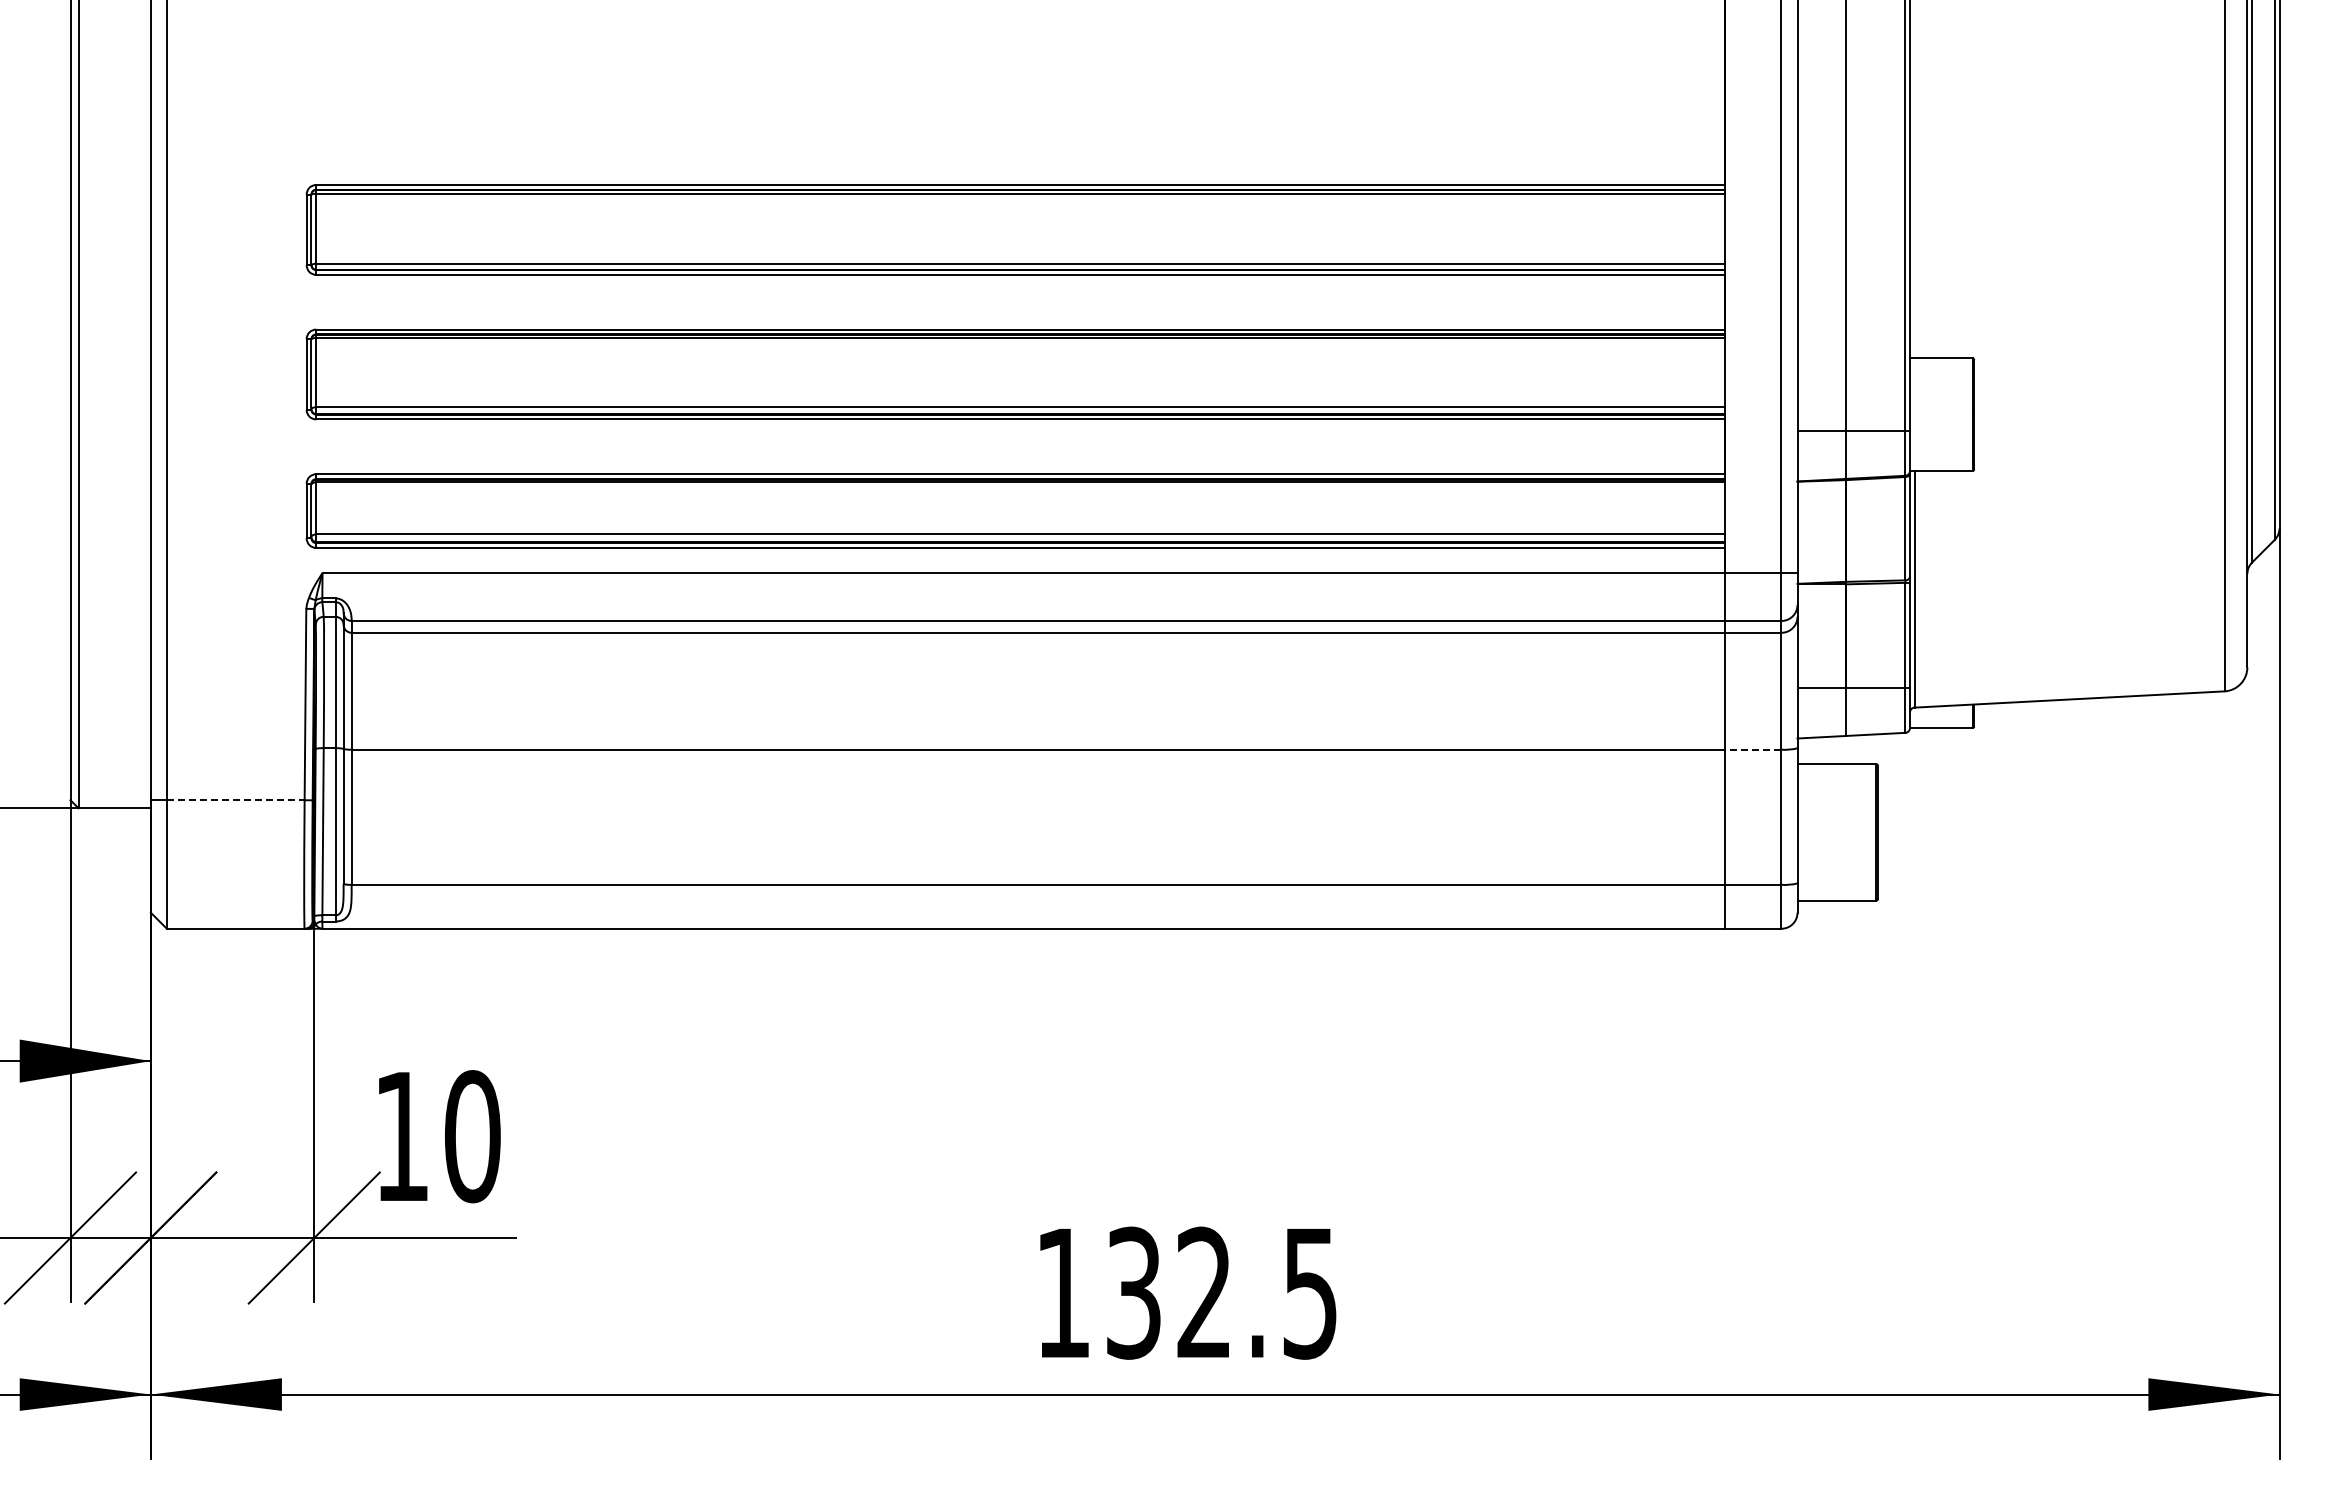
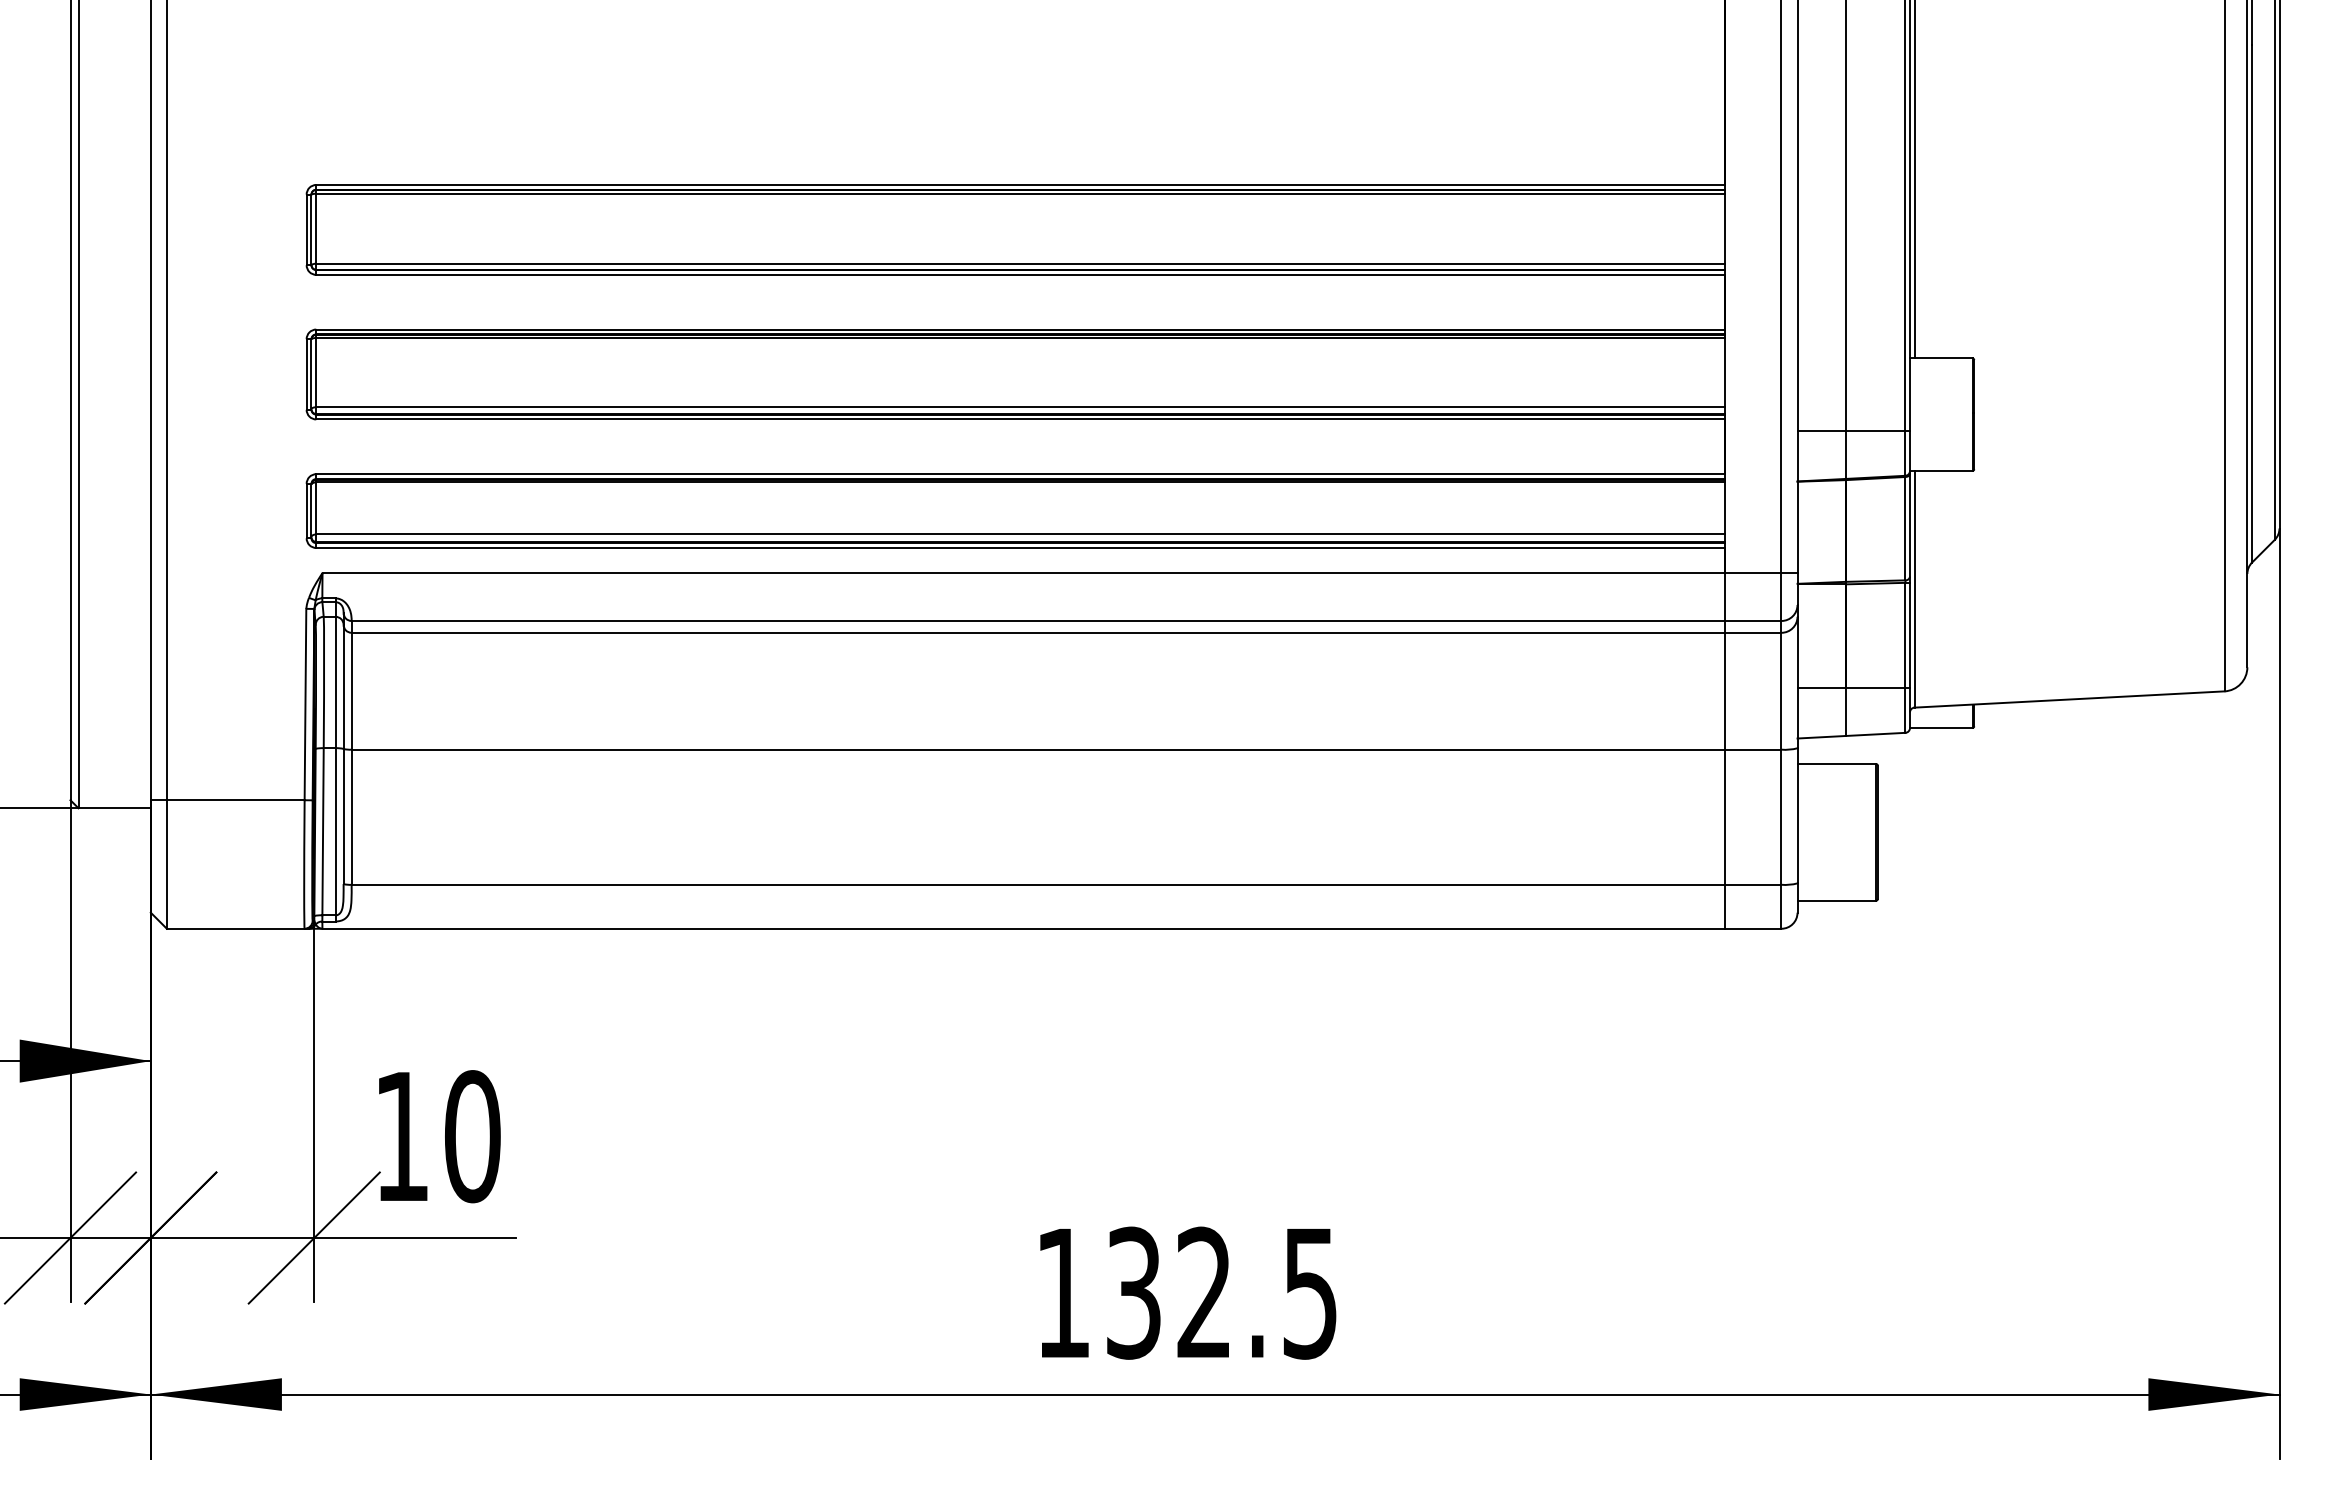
line: none -> present (1914, 180)
line: dashed -> solid (1752, 749)
line: dashed -> solid (235, 800)
